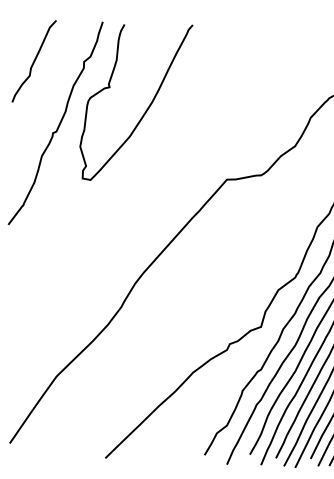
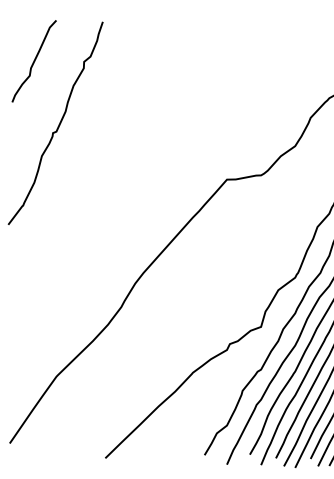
curve: present -> none (145, 110)
